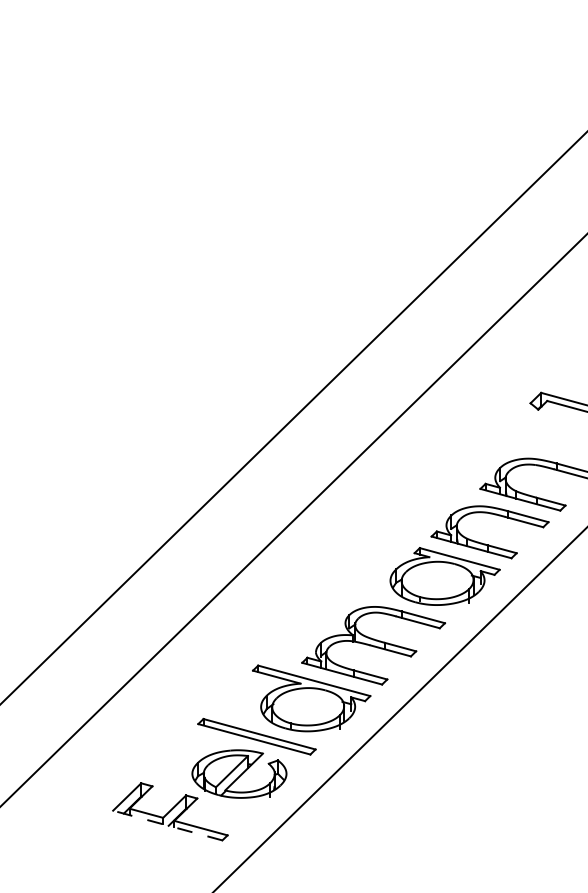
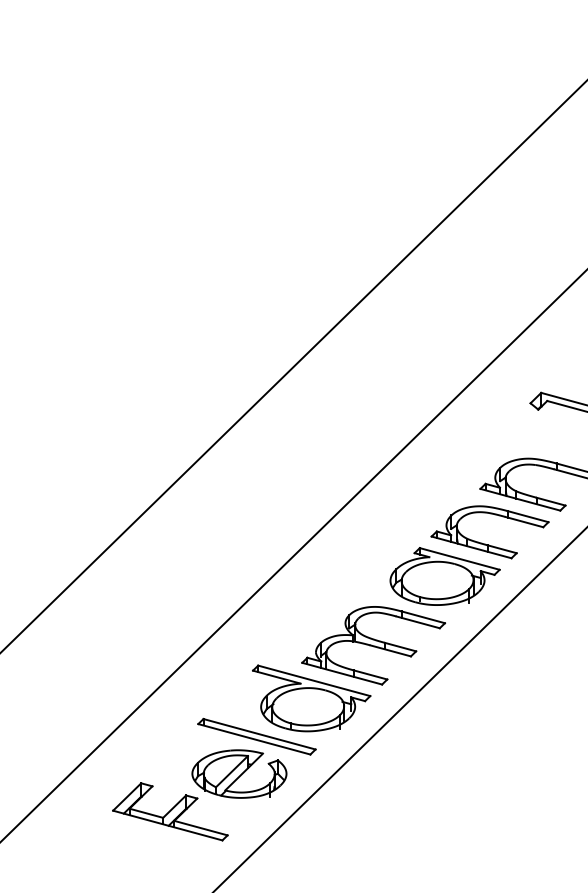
line position: (293, 417) -> (293, 366) (293, 366)
line position: (293, 520) -> (293, 556) (293, 556)
line: dashed -> solid (167, 825)
